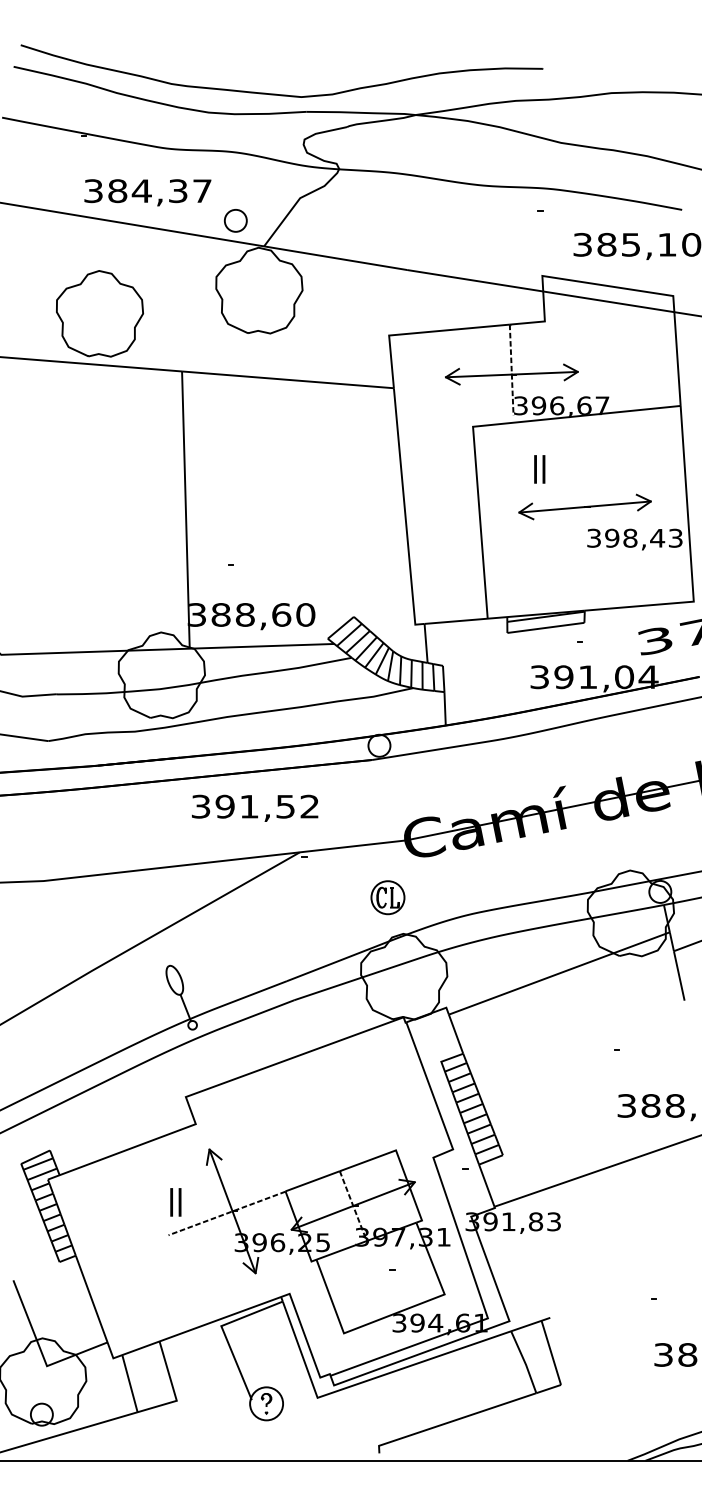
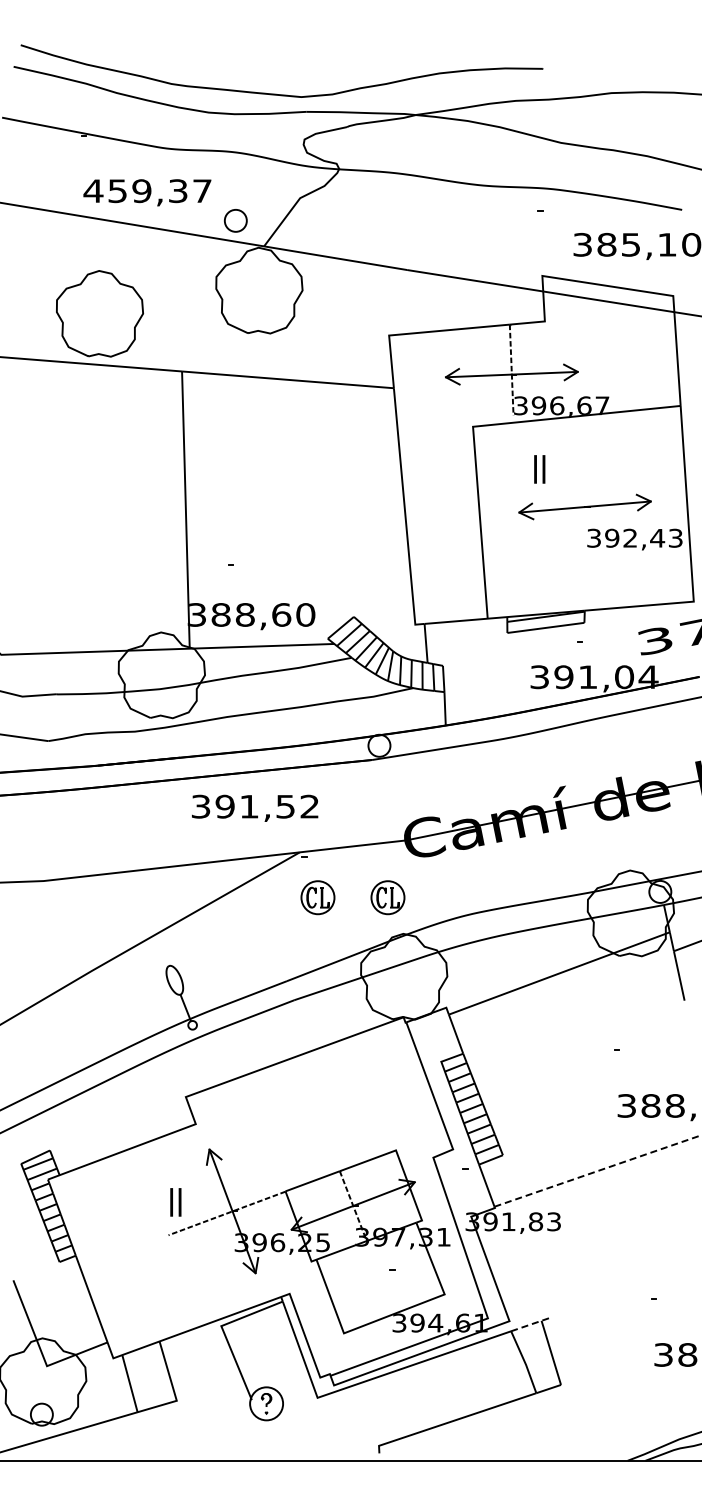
text: 384,37 -> 459,37 (117, 191)
text: 398,43 -> 392,43 (630, 537)
part: none -> present (317, 897)
line: solid -> dashed (598, 1170)
line: solid -> dashed (530, 1324)
